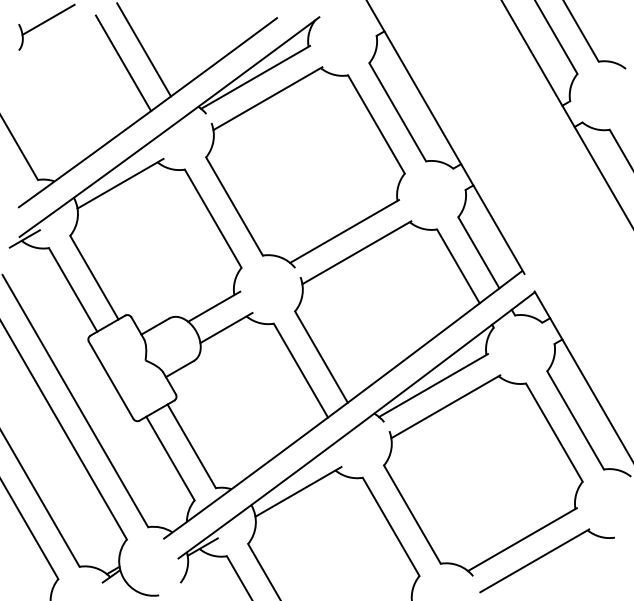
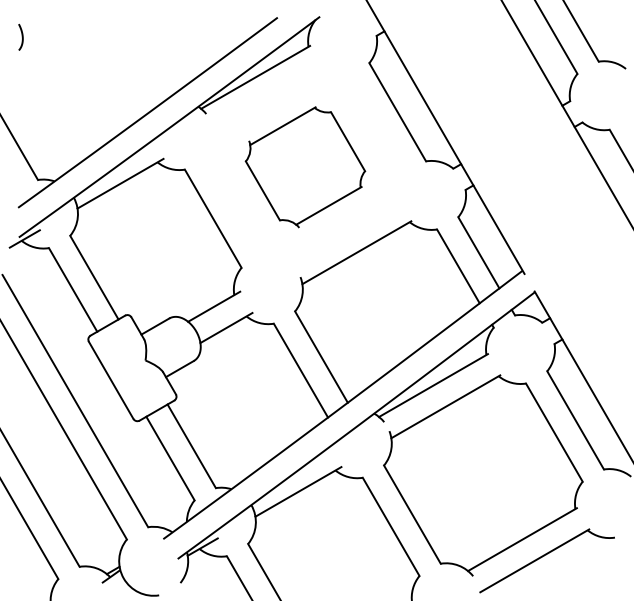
line: present -> none (48, 19)
line: present -> none (144, 49)
line: present -> none (123, 63)
part size: 201x203 px -> 123x123 px (305, 167)
